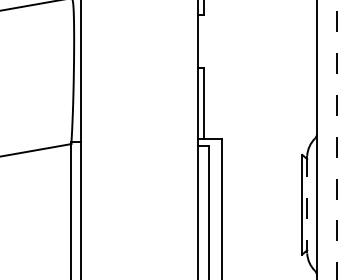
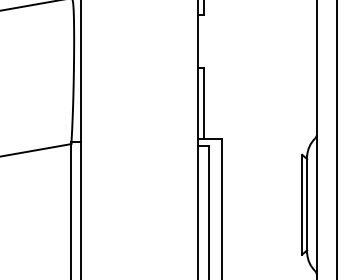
line: dashed -> solid (336, 140)
line: dashed -> solid (307, 204)
